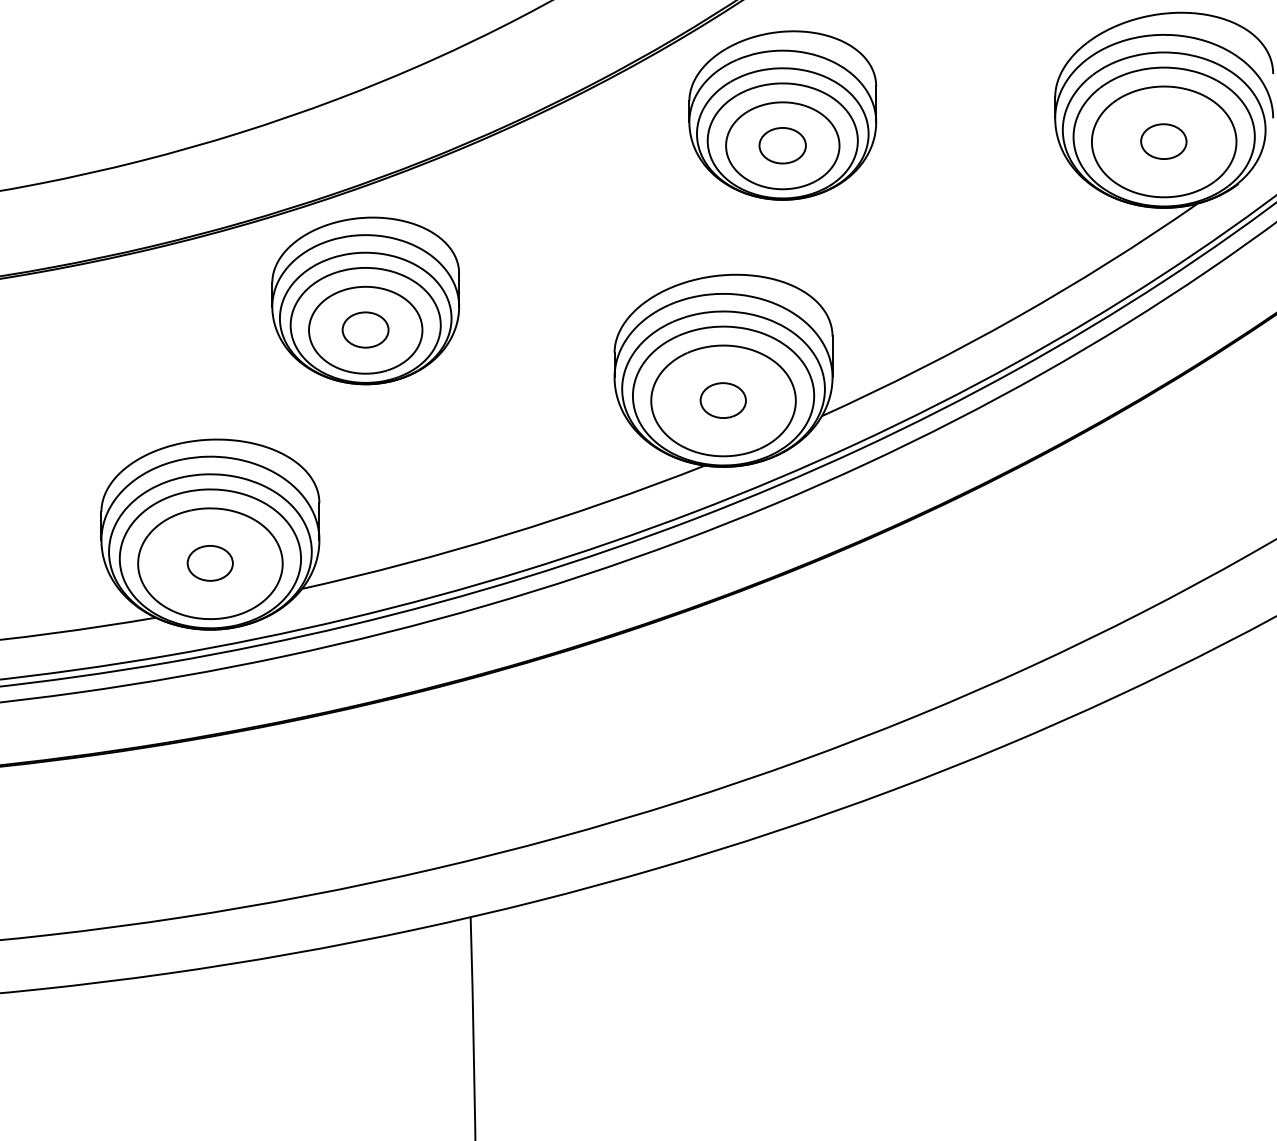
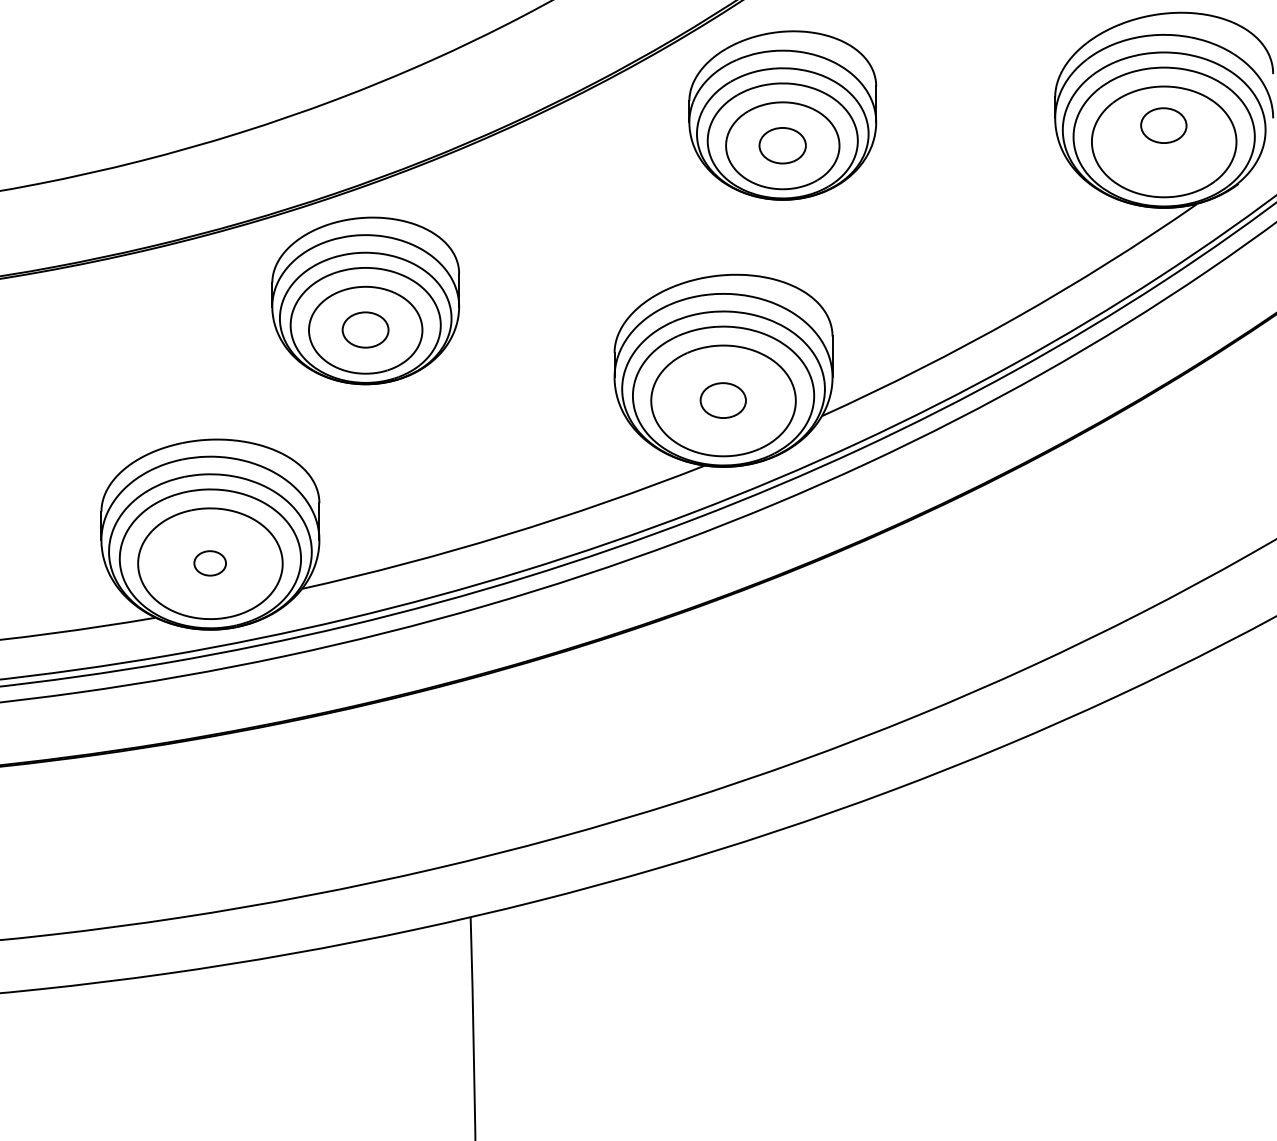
part position: (1163, 141) -> (1163, 125) (1163, 125)
part size: 48x37 px -> 34x27 px (209, 563)
